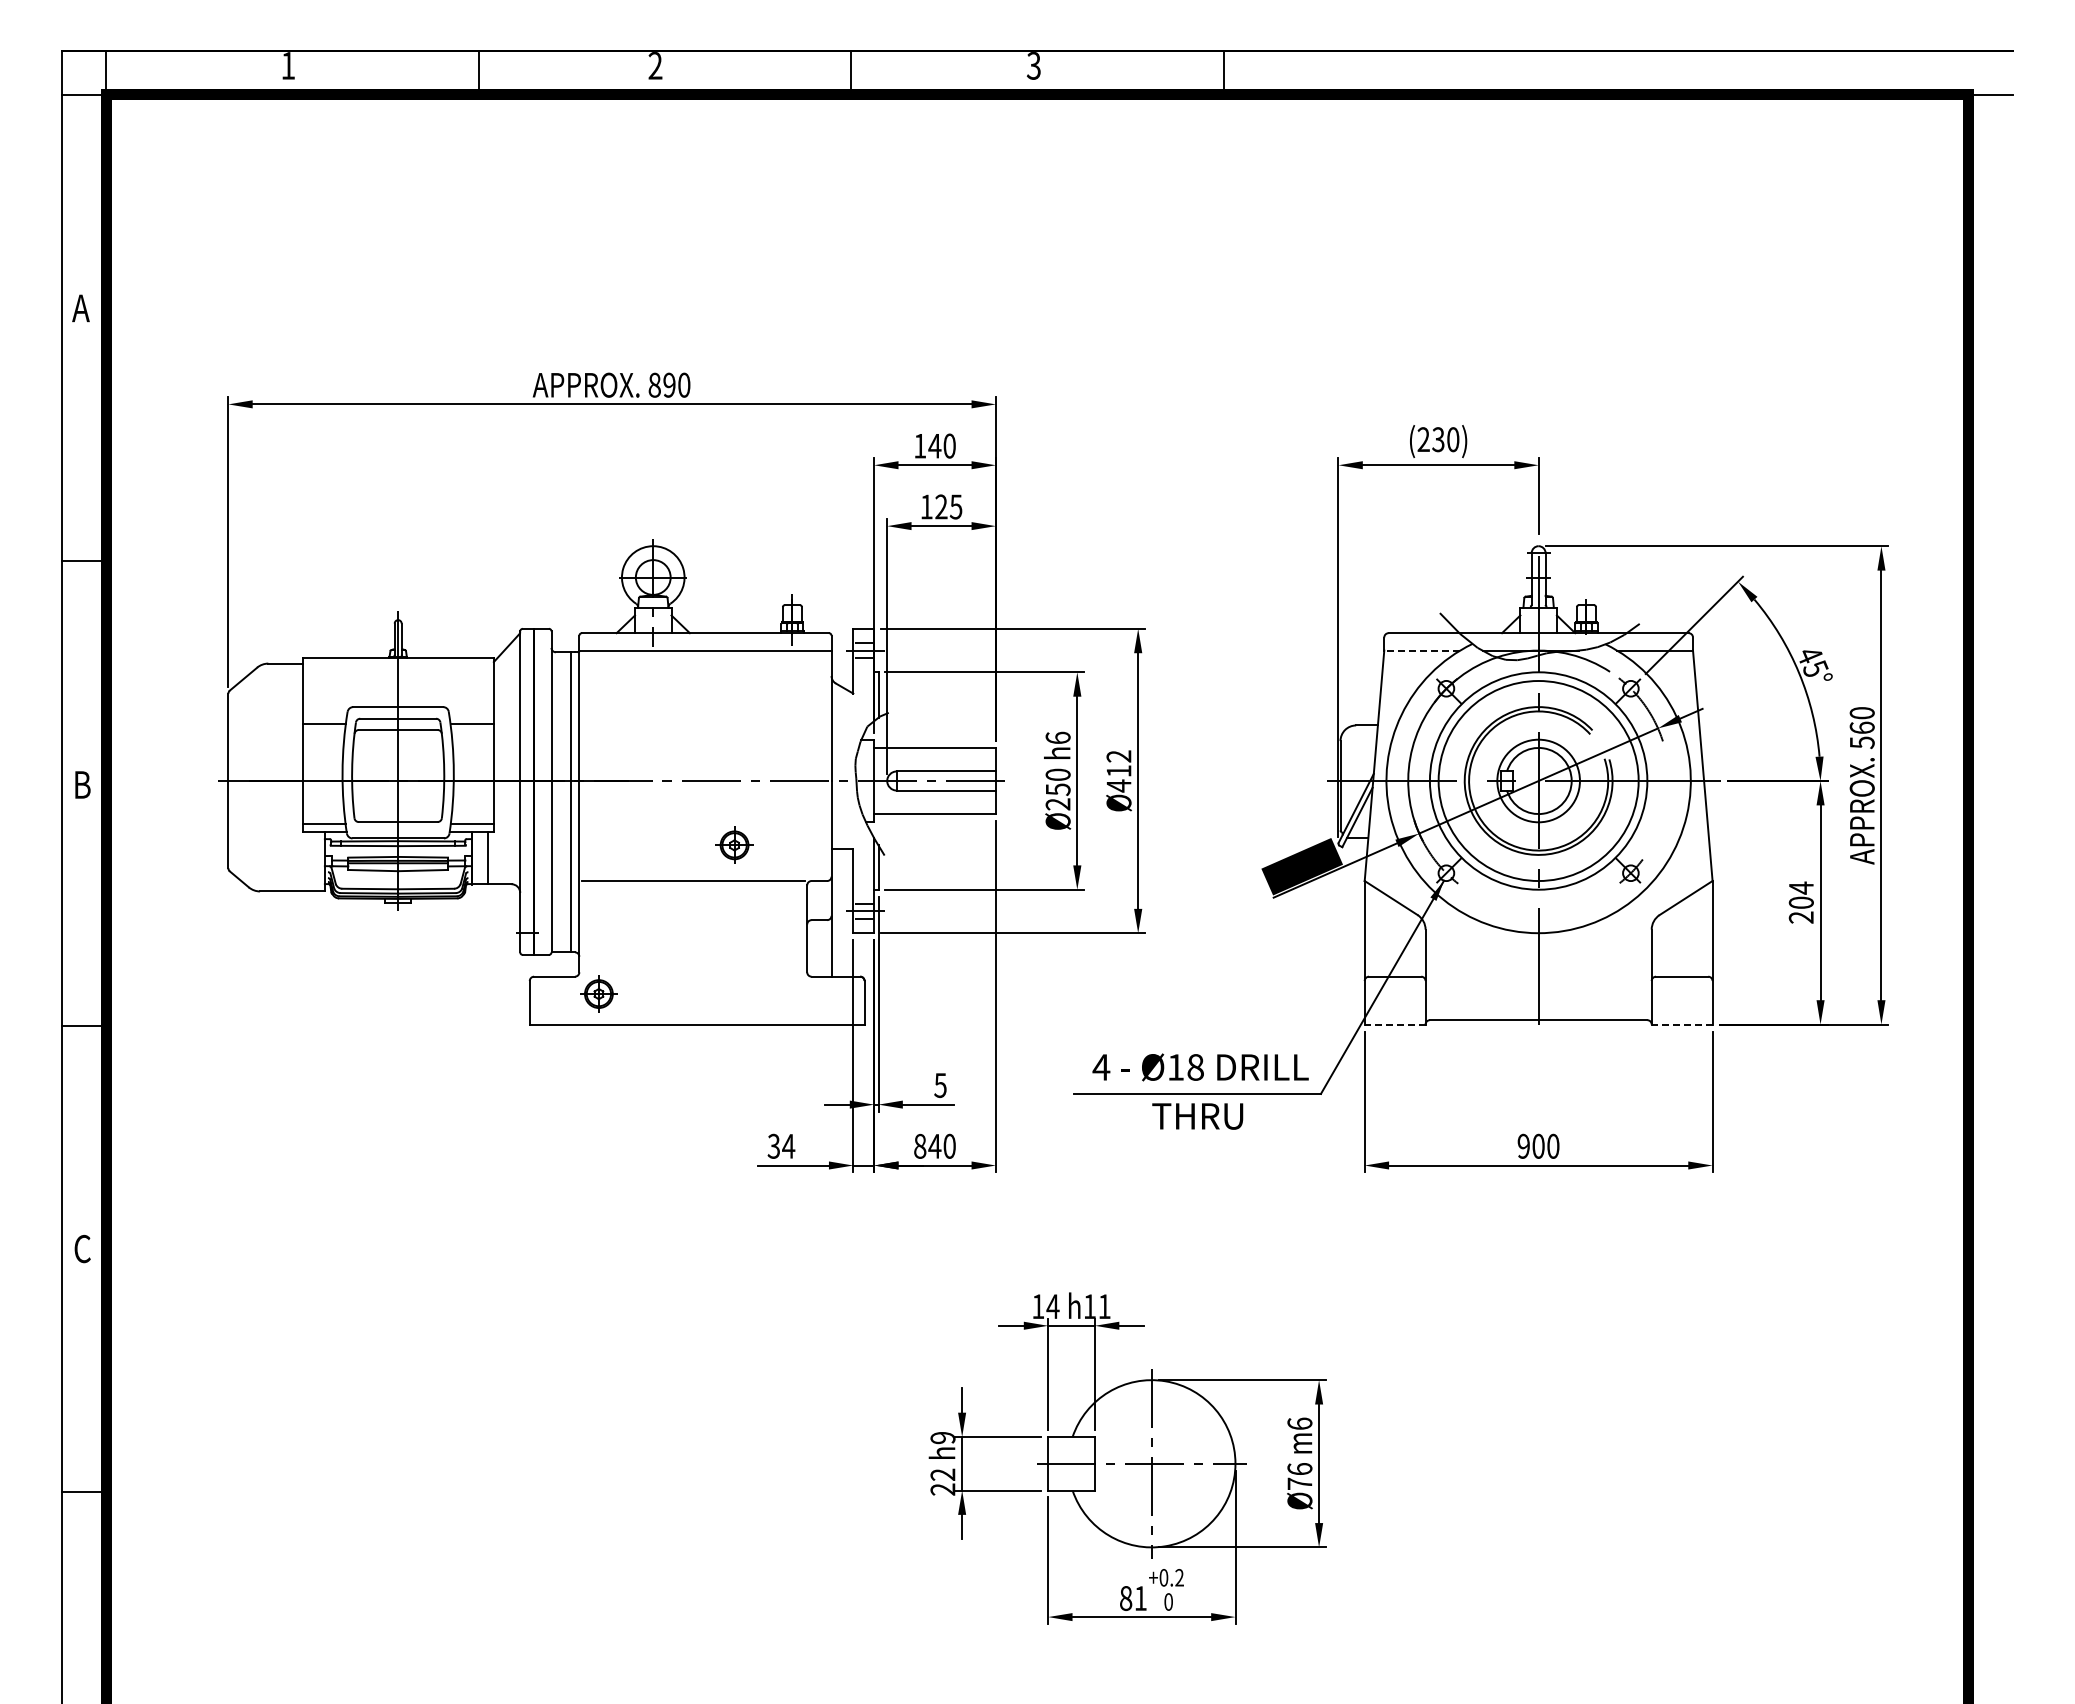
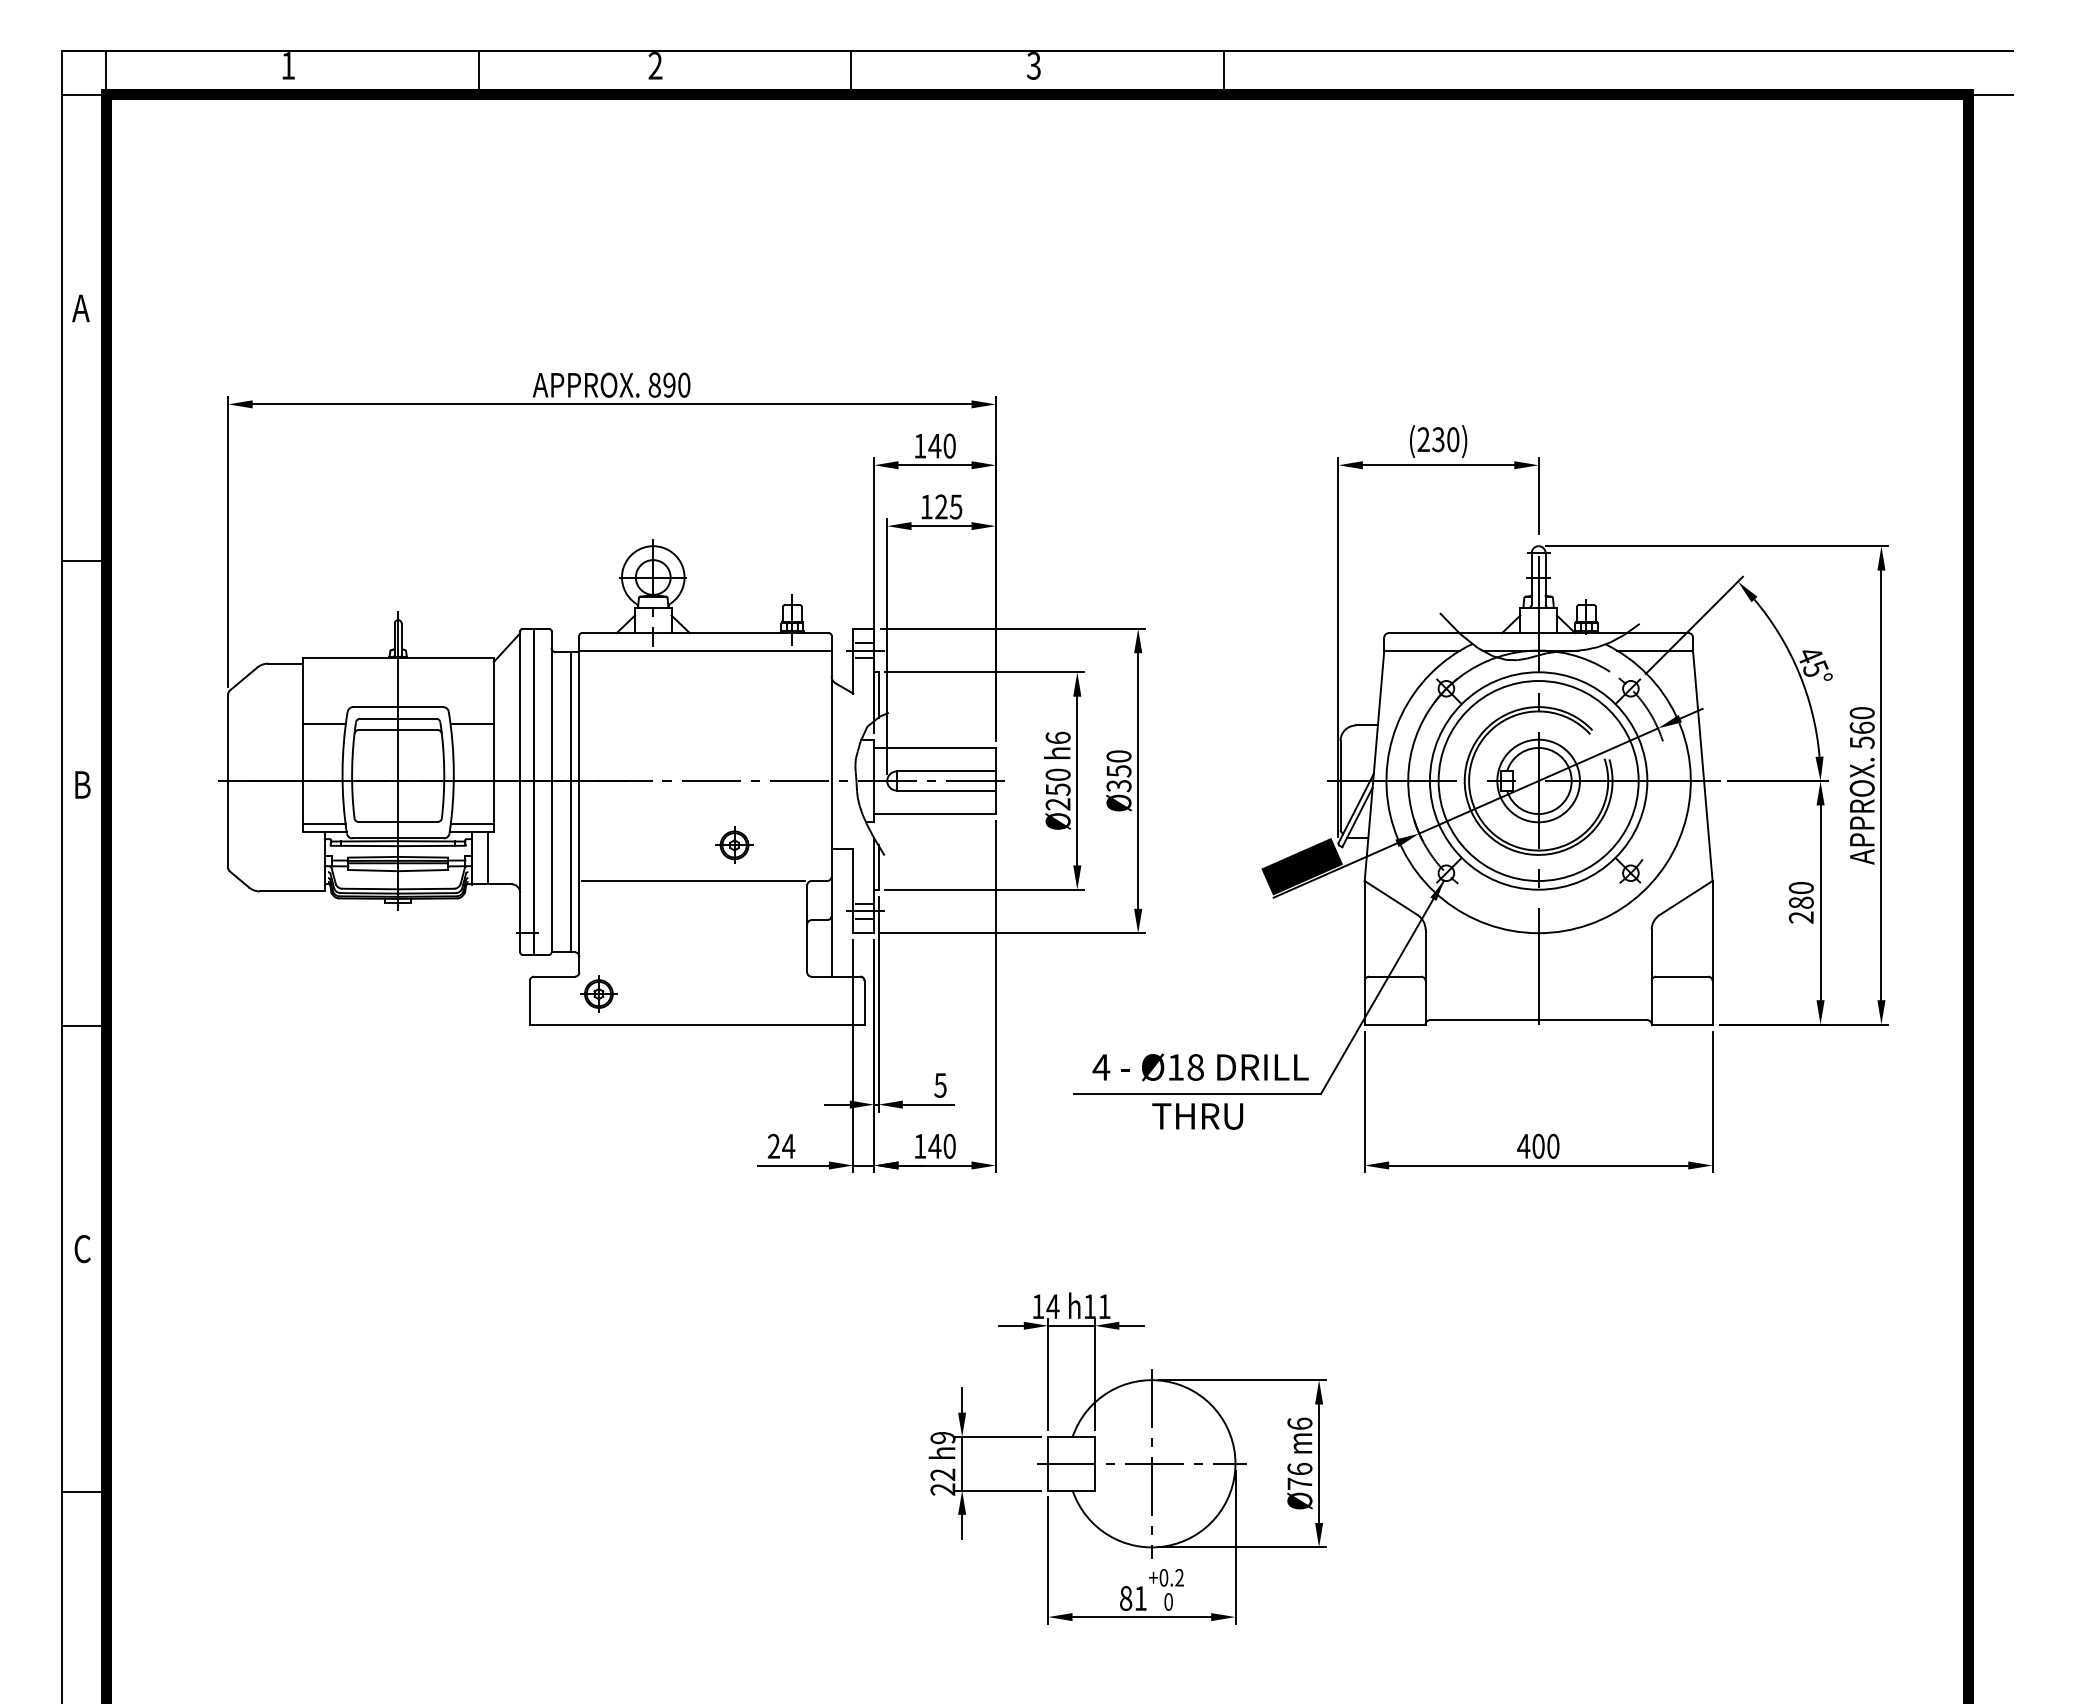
line: dashed -> solid (1422, 650)
text: Ø412 -> Ø350 (1118, 771)
text: 204 -> 280 (1800, 894)
line: dashed -> solid (1394, 1024)
line: dashed -> solid (1681, 1024)
text: 840 -> 140 (920, 1145)
text: 900 -> 400 (1523, 1145)
text: 34 -> 24 (773, 1146)
